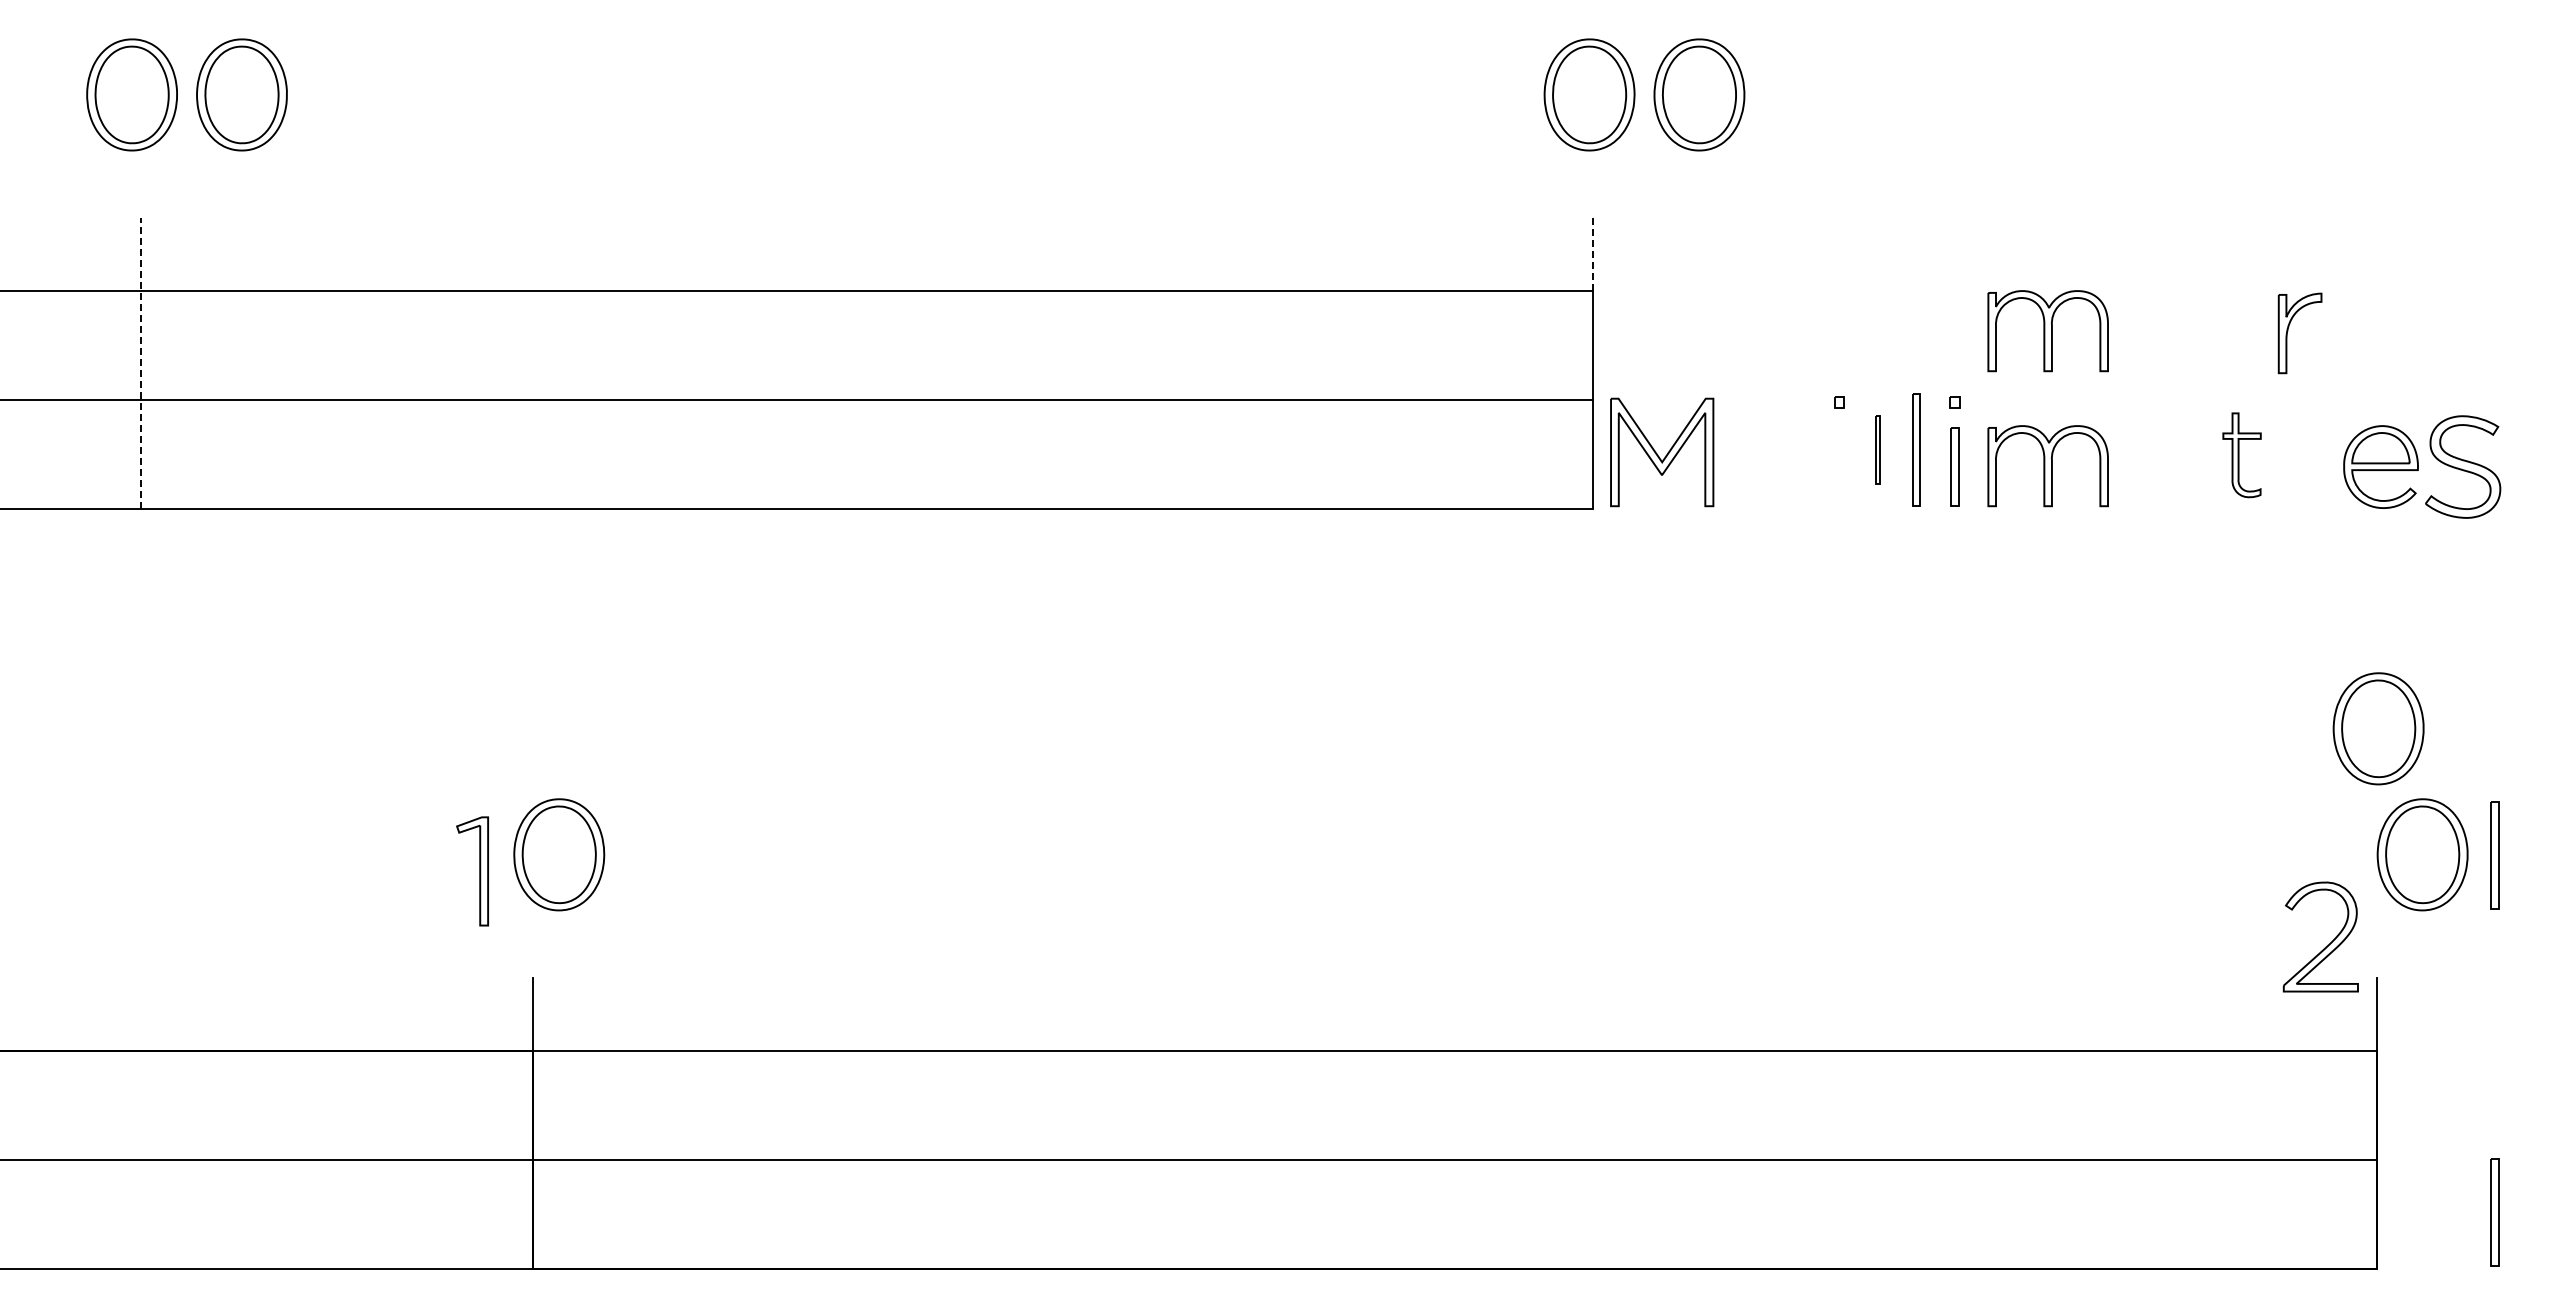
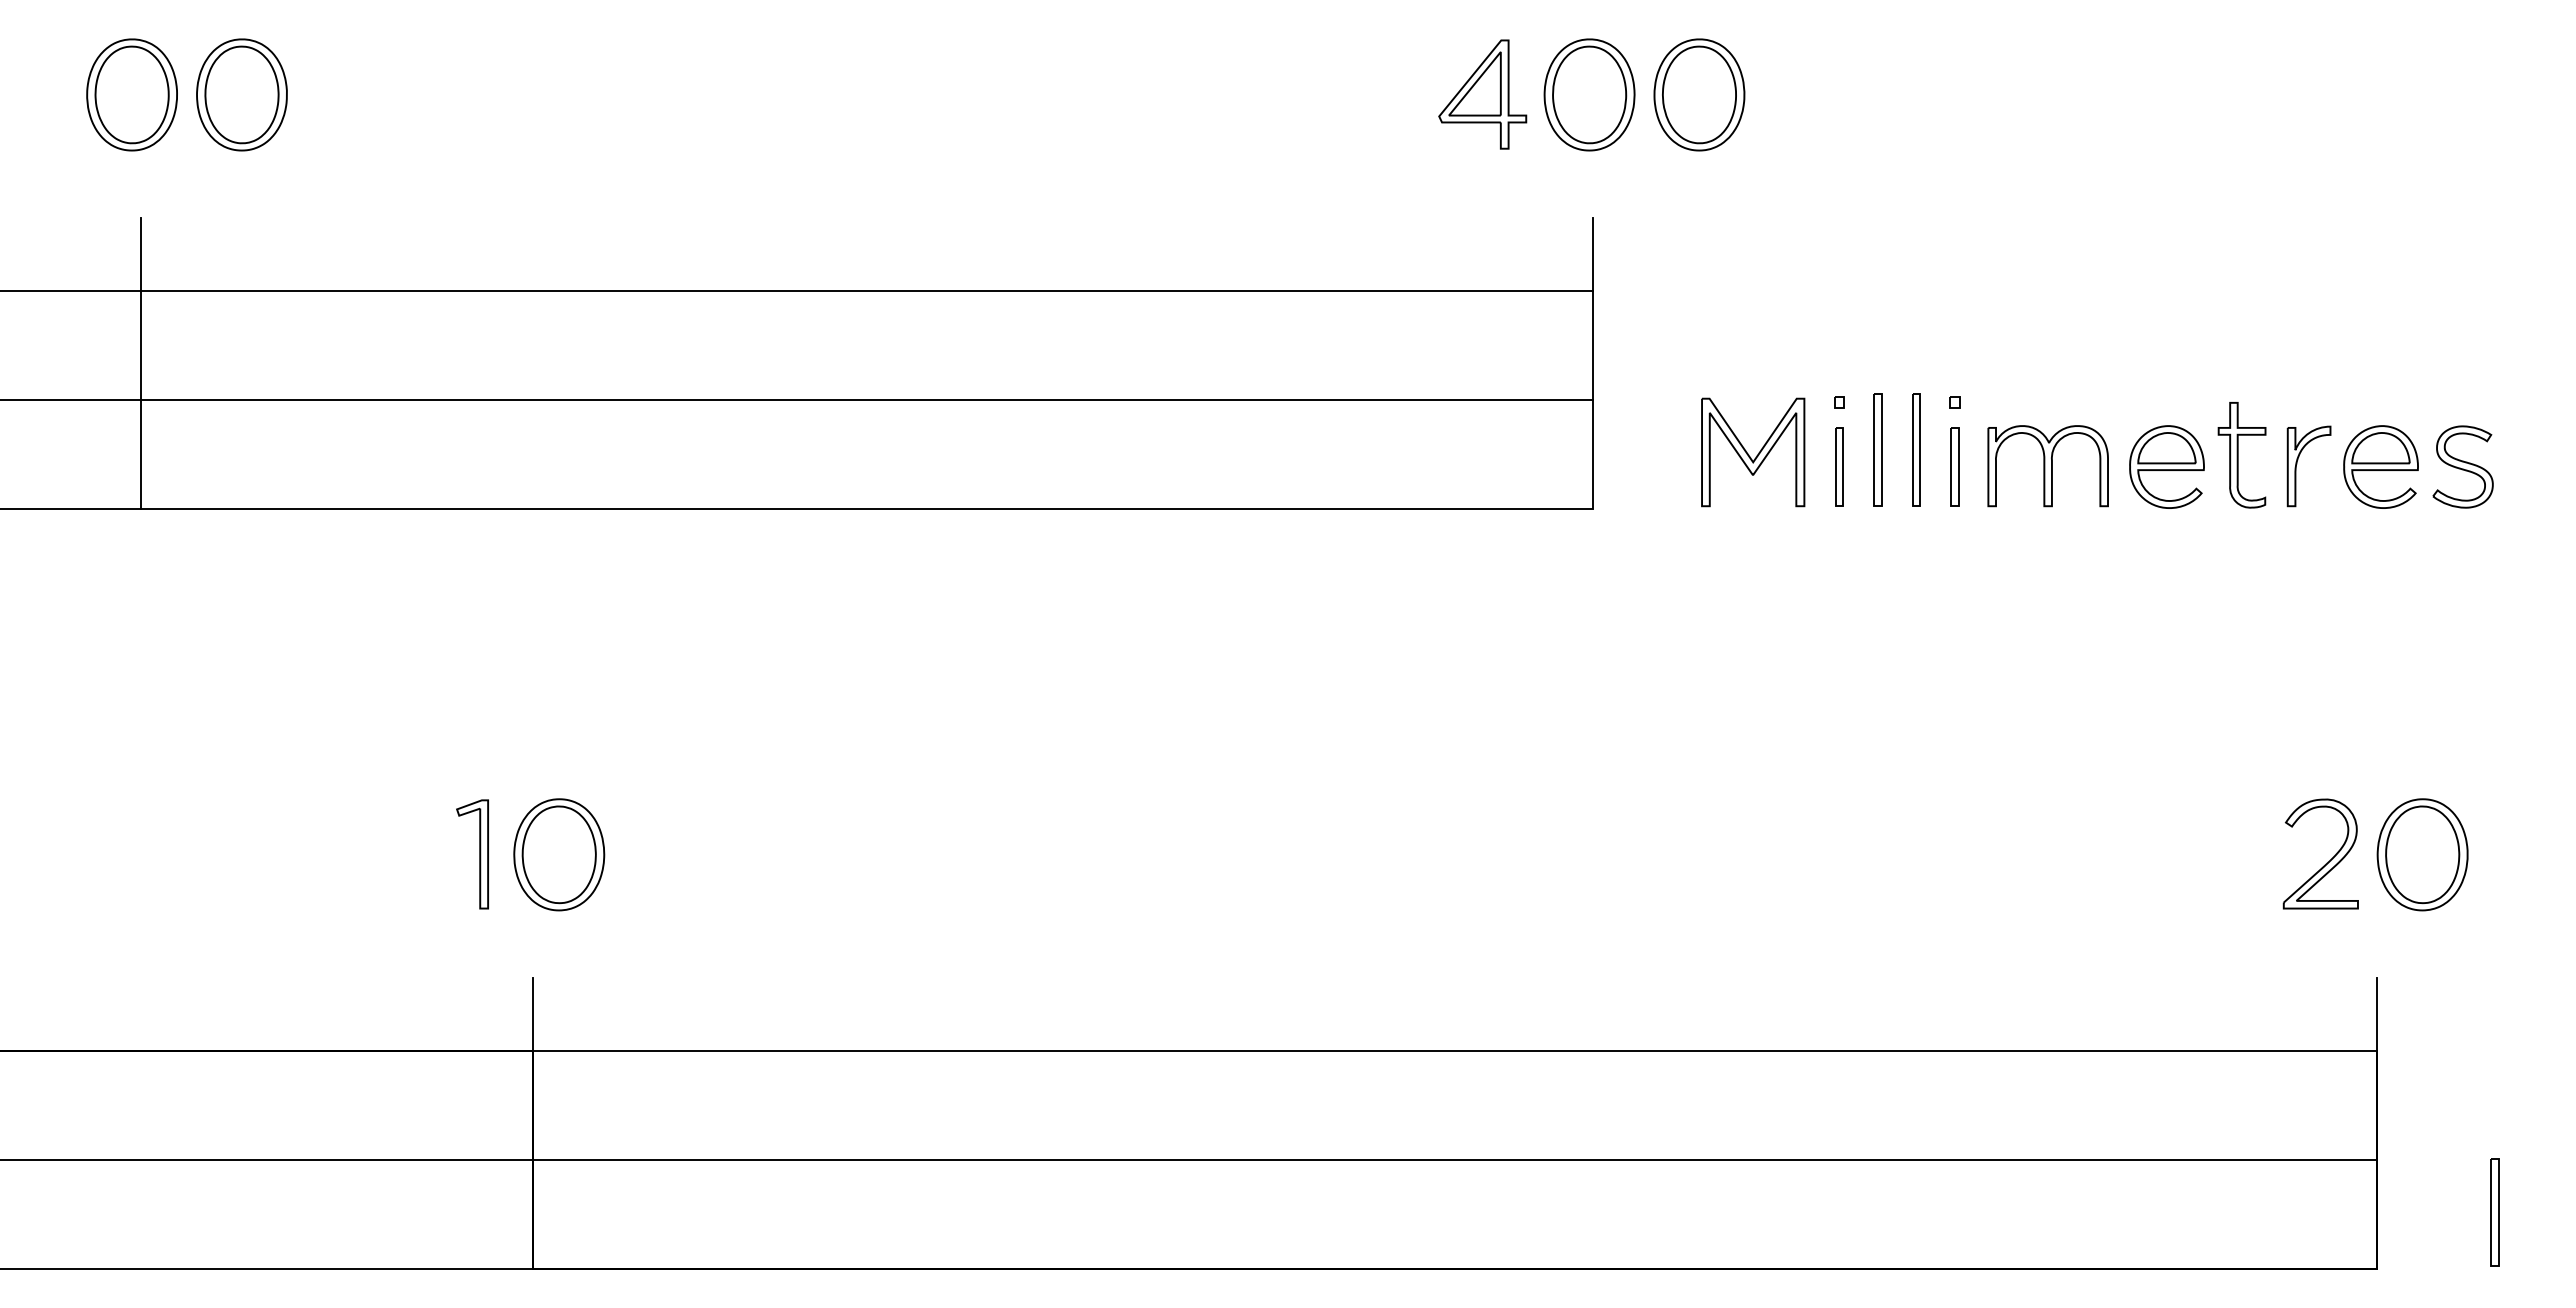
part: none -> present (1482, 94)
line: dashed -> solid (1593, 254)
part: present -> none (2047, 331)
part position: (2288, 331) -> (2297, 464) (2297, 464)
line: dashed -> solid (141, 363)
part size: 6x70 px -> 10x114 px (1877, 449)
part position: (1662, 452) -> (1753, 452) (1753, 452)
part size: 40x87 px -> 50x107 px (2241, 455)
part: none -> present (1839, 466)
part: none -> present (2166, 466)
part size: 77x104 px -> 62x84 px (2462, 466)
part: present -> none (2378, 728)
part: present -> none (2494, 855)
part position: (479, 871) -> (479, 854) (479, 854)
part position: (2325, 946) -> (2325, 863) (2325, 863)
